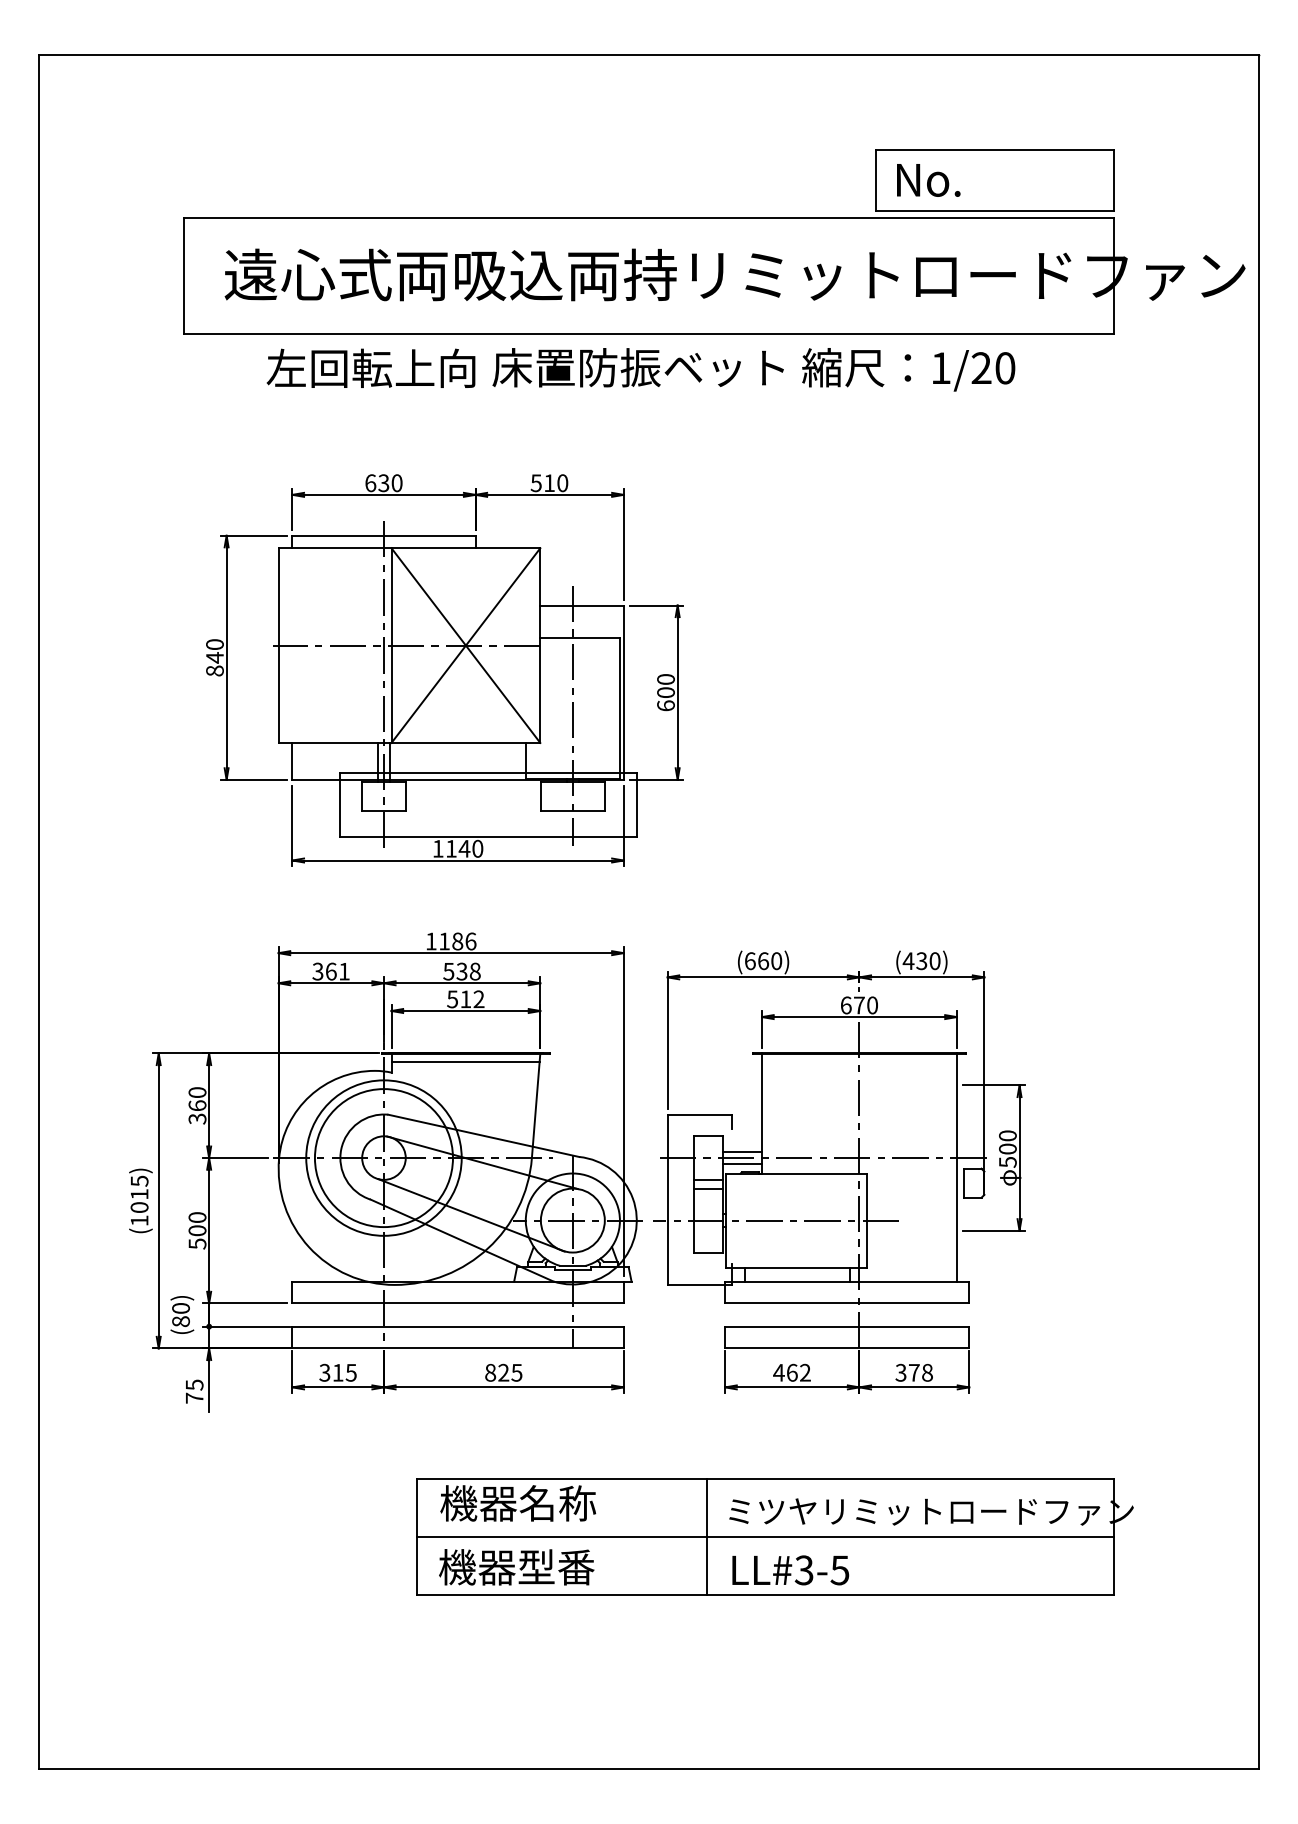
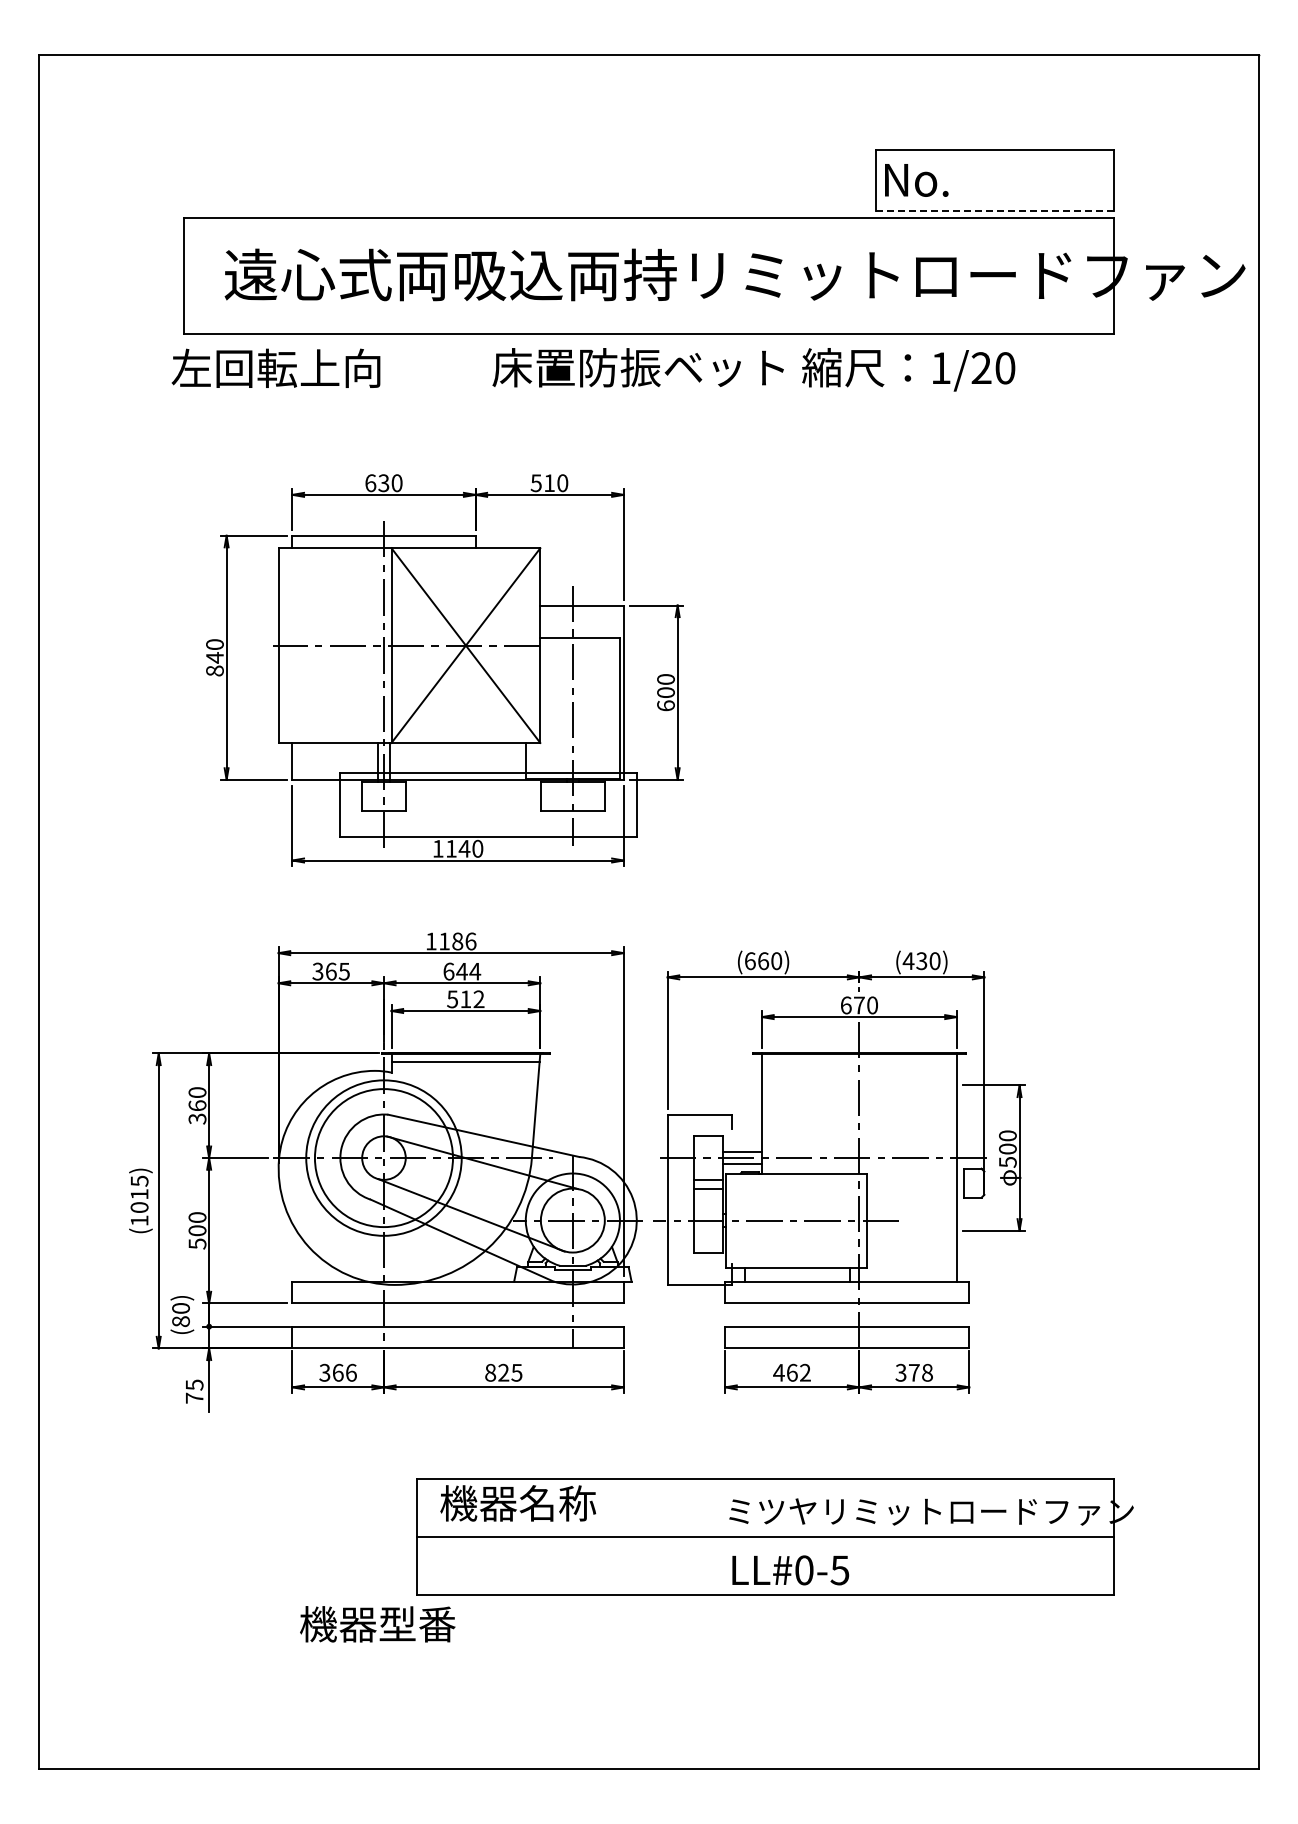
text position: (928, 180) -> (916, 180) (916, 180)
line: solid -> dashed (994, 210)
text position: (370, 367) -> (275, 367) (275, 367)
text: 361 -> 365 (343, 971)
text: 538 -> 644 (462, 971)
text: 315 -> 366 (344, 1372)
line: present -> none (707, 1536)
text position: (516, 1567) -> (377, 1624) (377, 1624)
text: LL#3-5 -> LL#0-5 (803, 1570)
